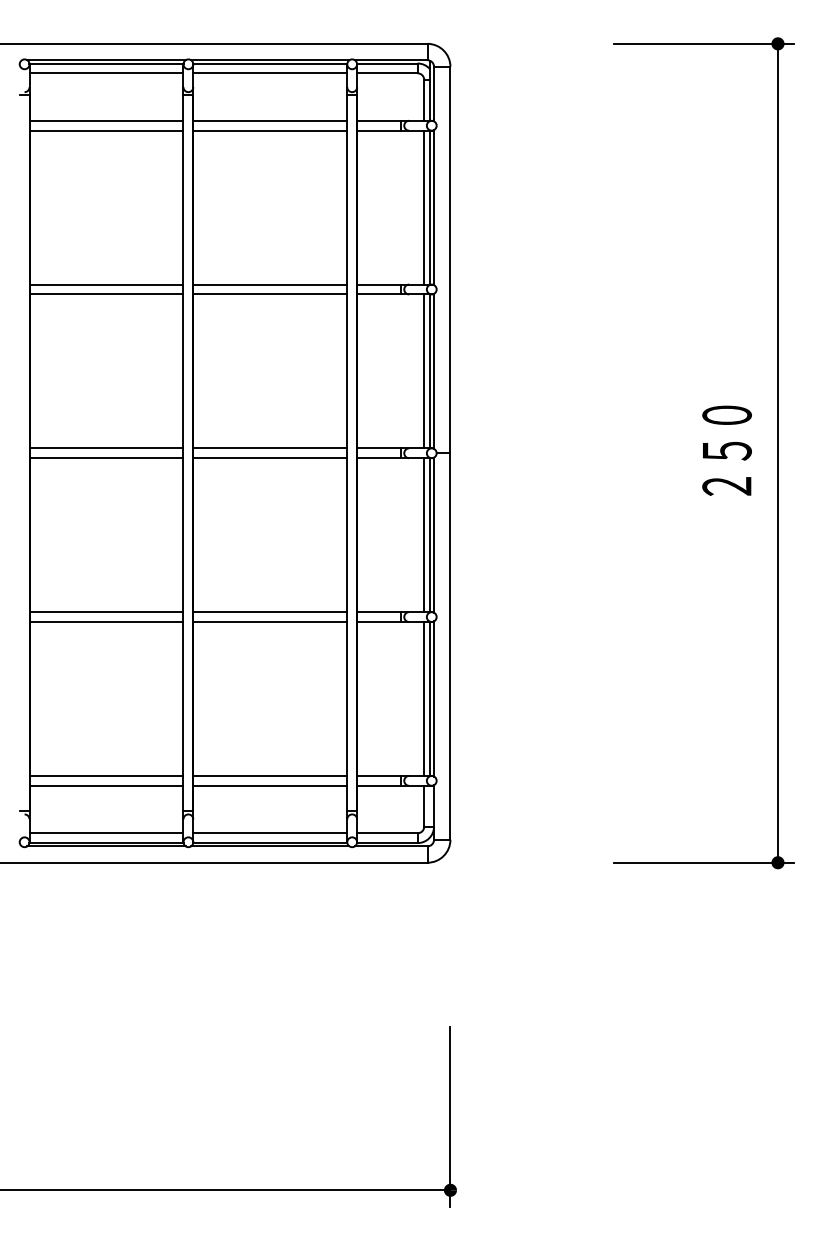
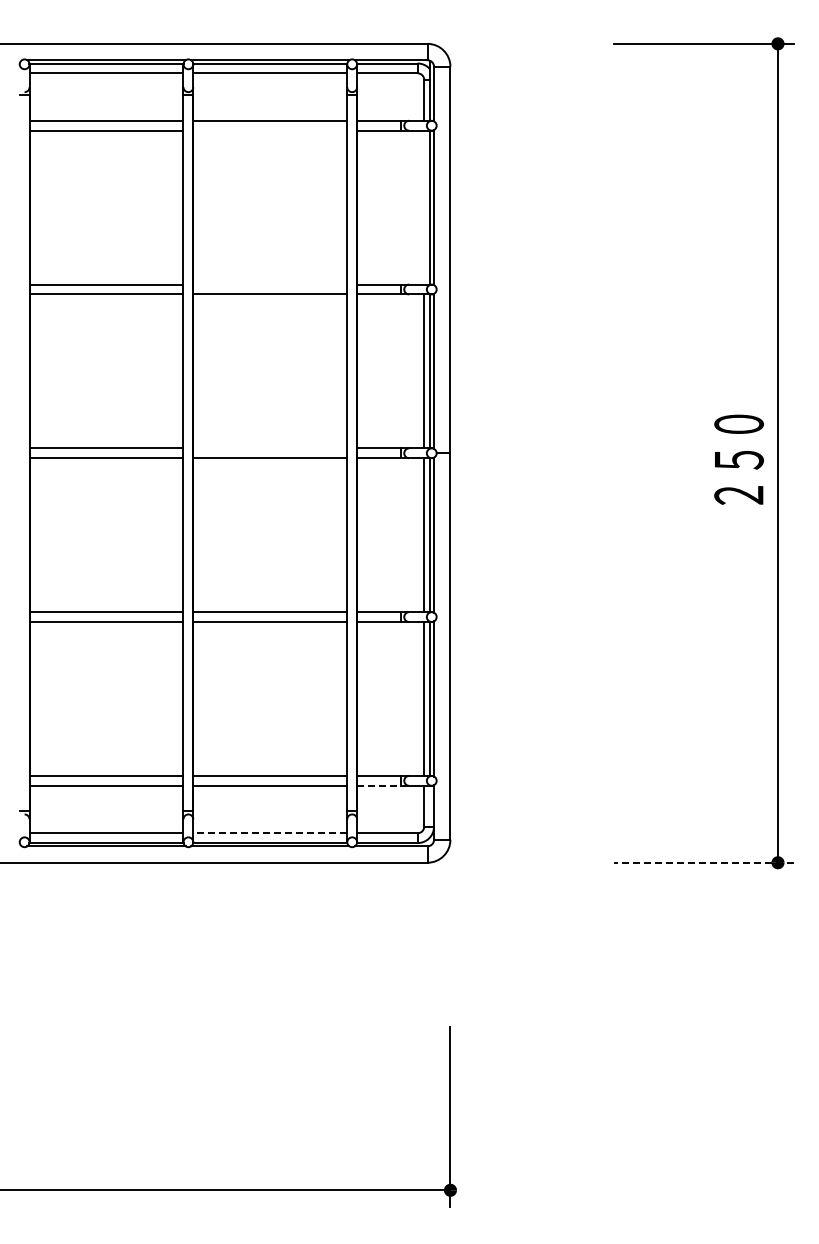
line: present -> none (270, 130)
line: present -> none (424, 207)
line: present -> none (270, 284)
line: present -> none (270, 448)
text position: (726, 450) -> (738, 459) (738, 459)
line: solid -> dashed (379, 785)
line: solid -> dashed (270, 833)
line: solid -> dashed (703, 862)
